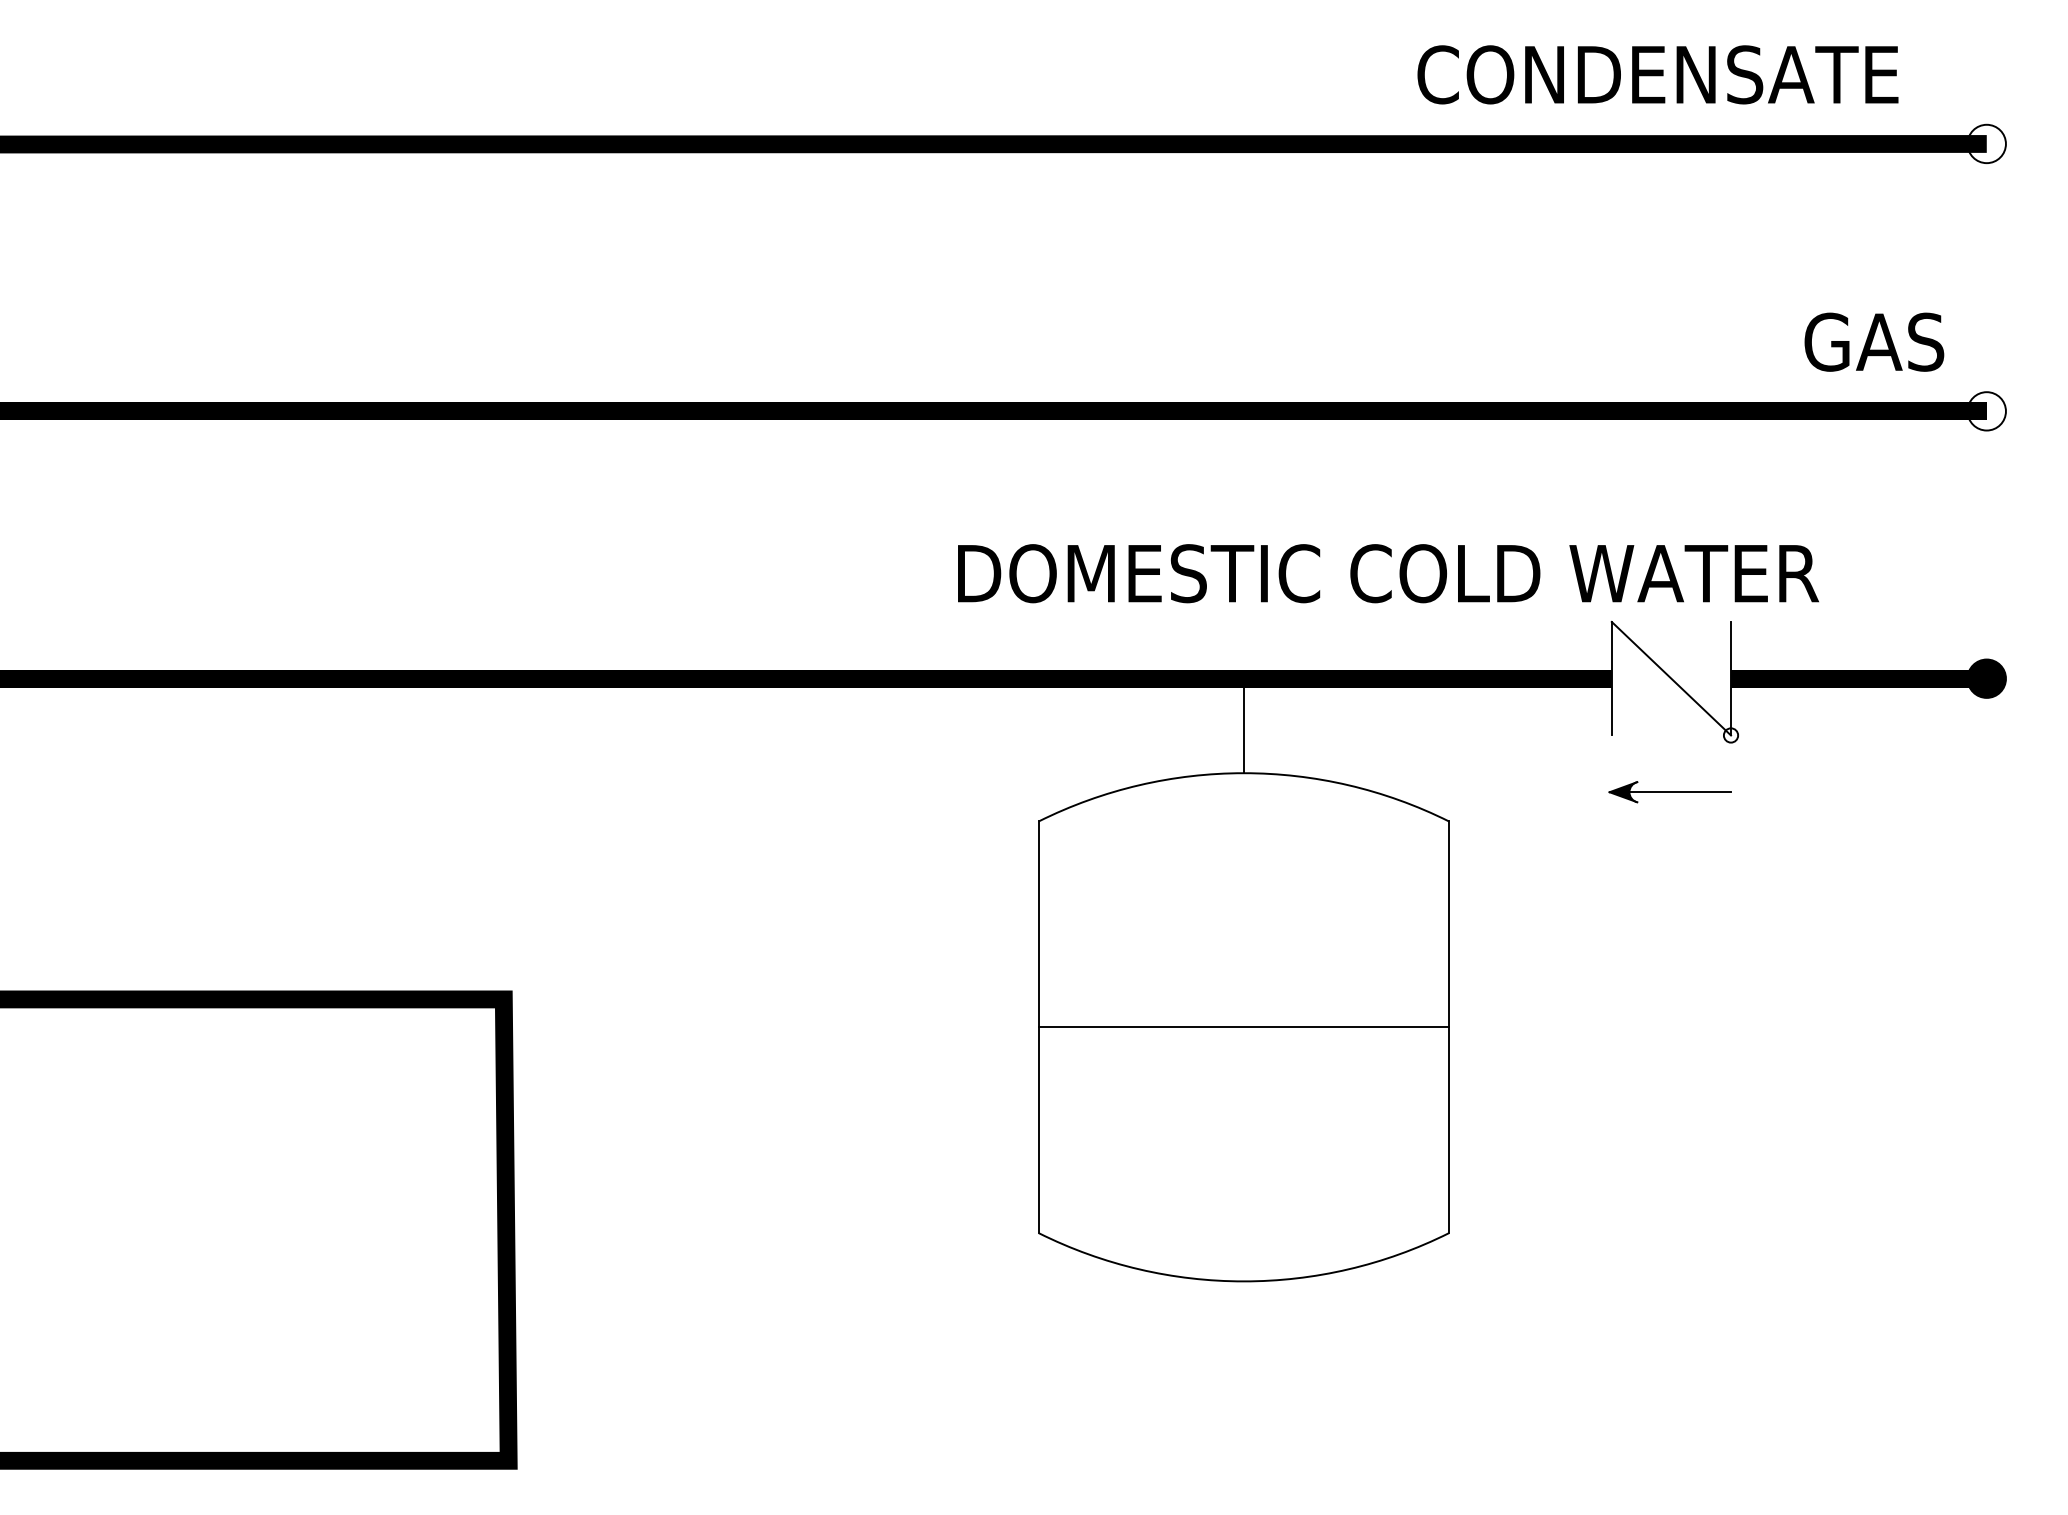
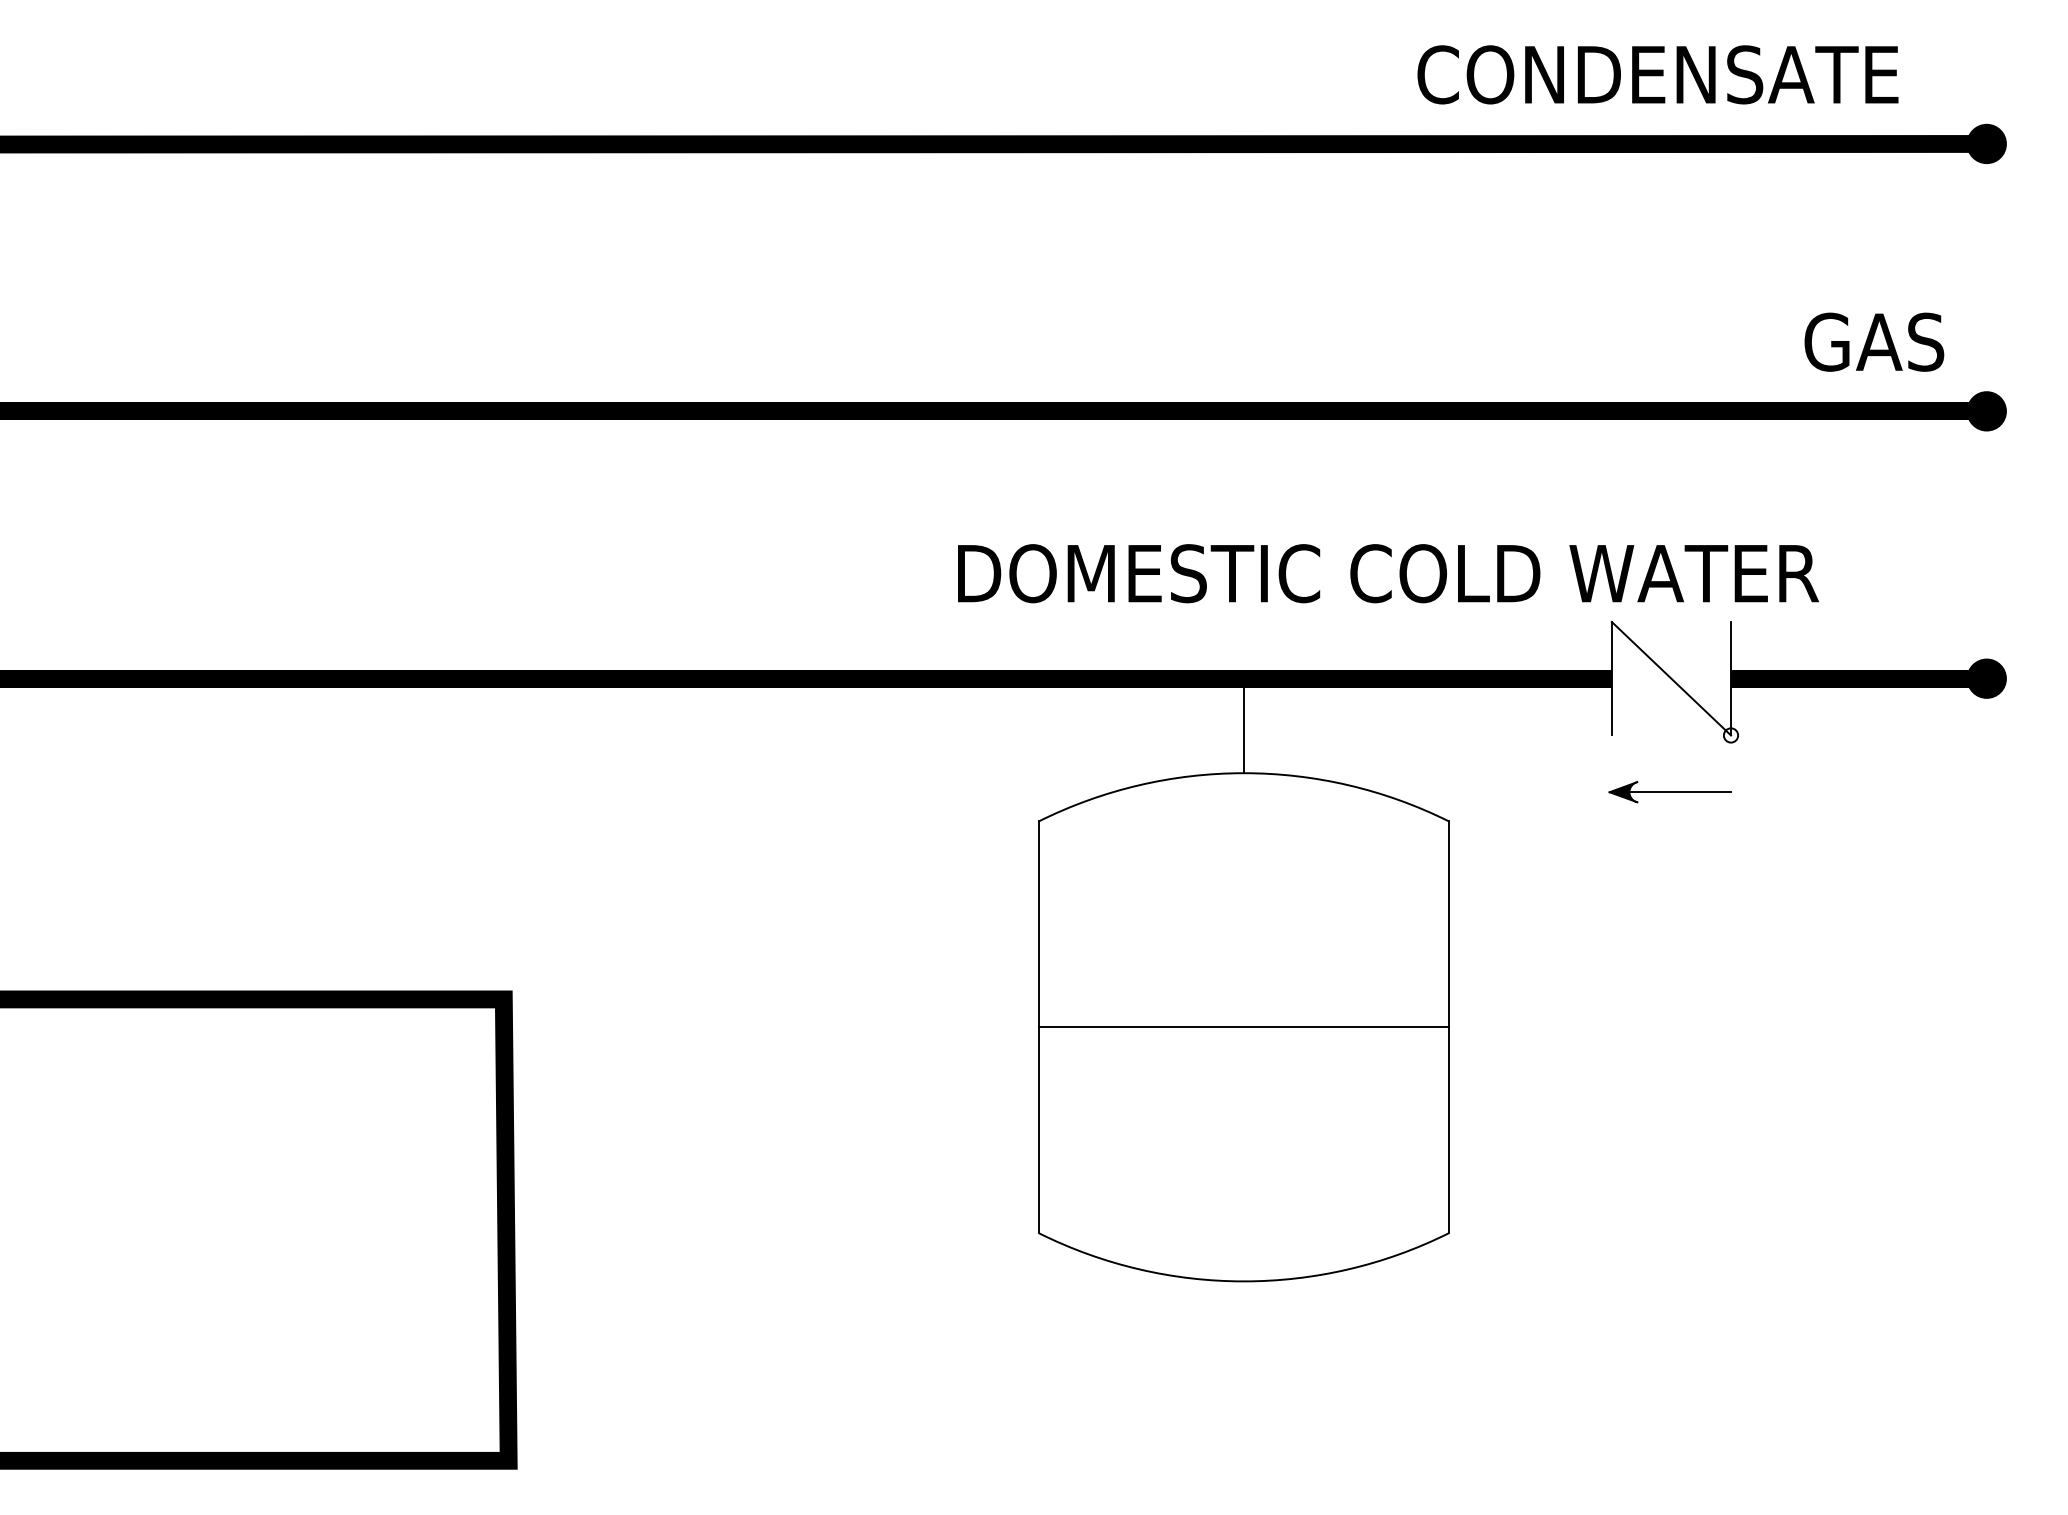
fill: none -> present (1986, 143)
fill: none -> present (1986, 411)
